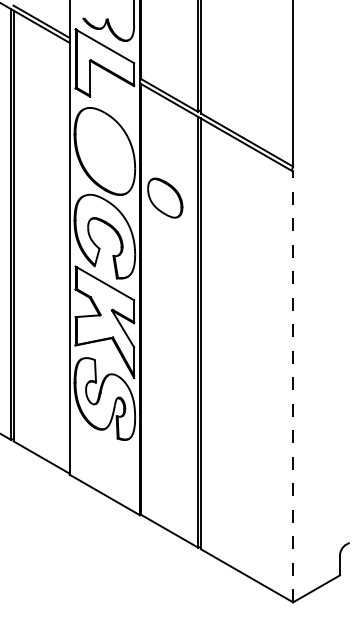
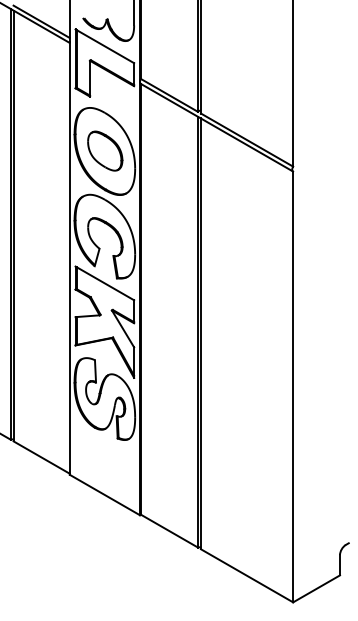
part position: (165, 197) -> (105, 150) (105, 150)
line: dashed -> solid (293, 386)
